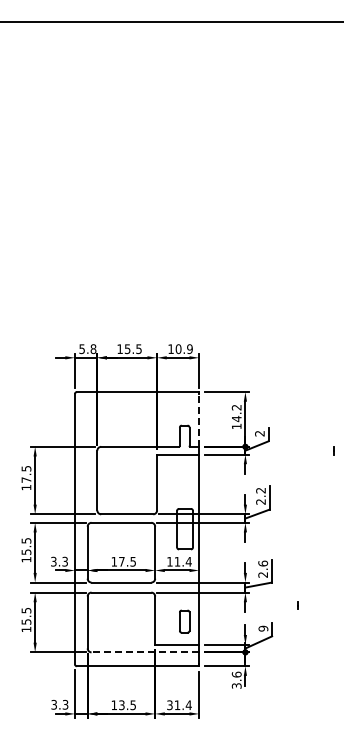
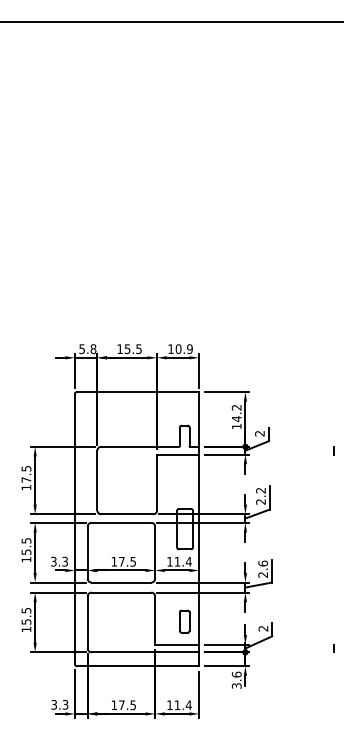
line: dashed -> solid (199, 419)
part position: (297, 605) -> (333, 648) (333, 648)
text: 9 -> 2 (263, 628)
line: dashed -> solid (145, 652)
text: 13.5 -> 17.5 (121, 705)
text: 31.4 -> 11.4 (169, 705)
